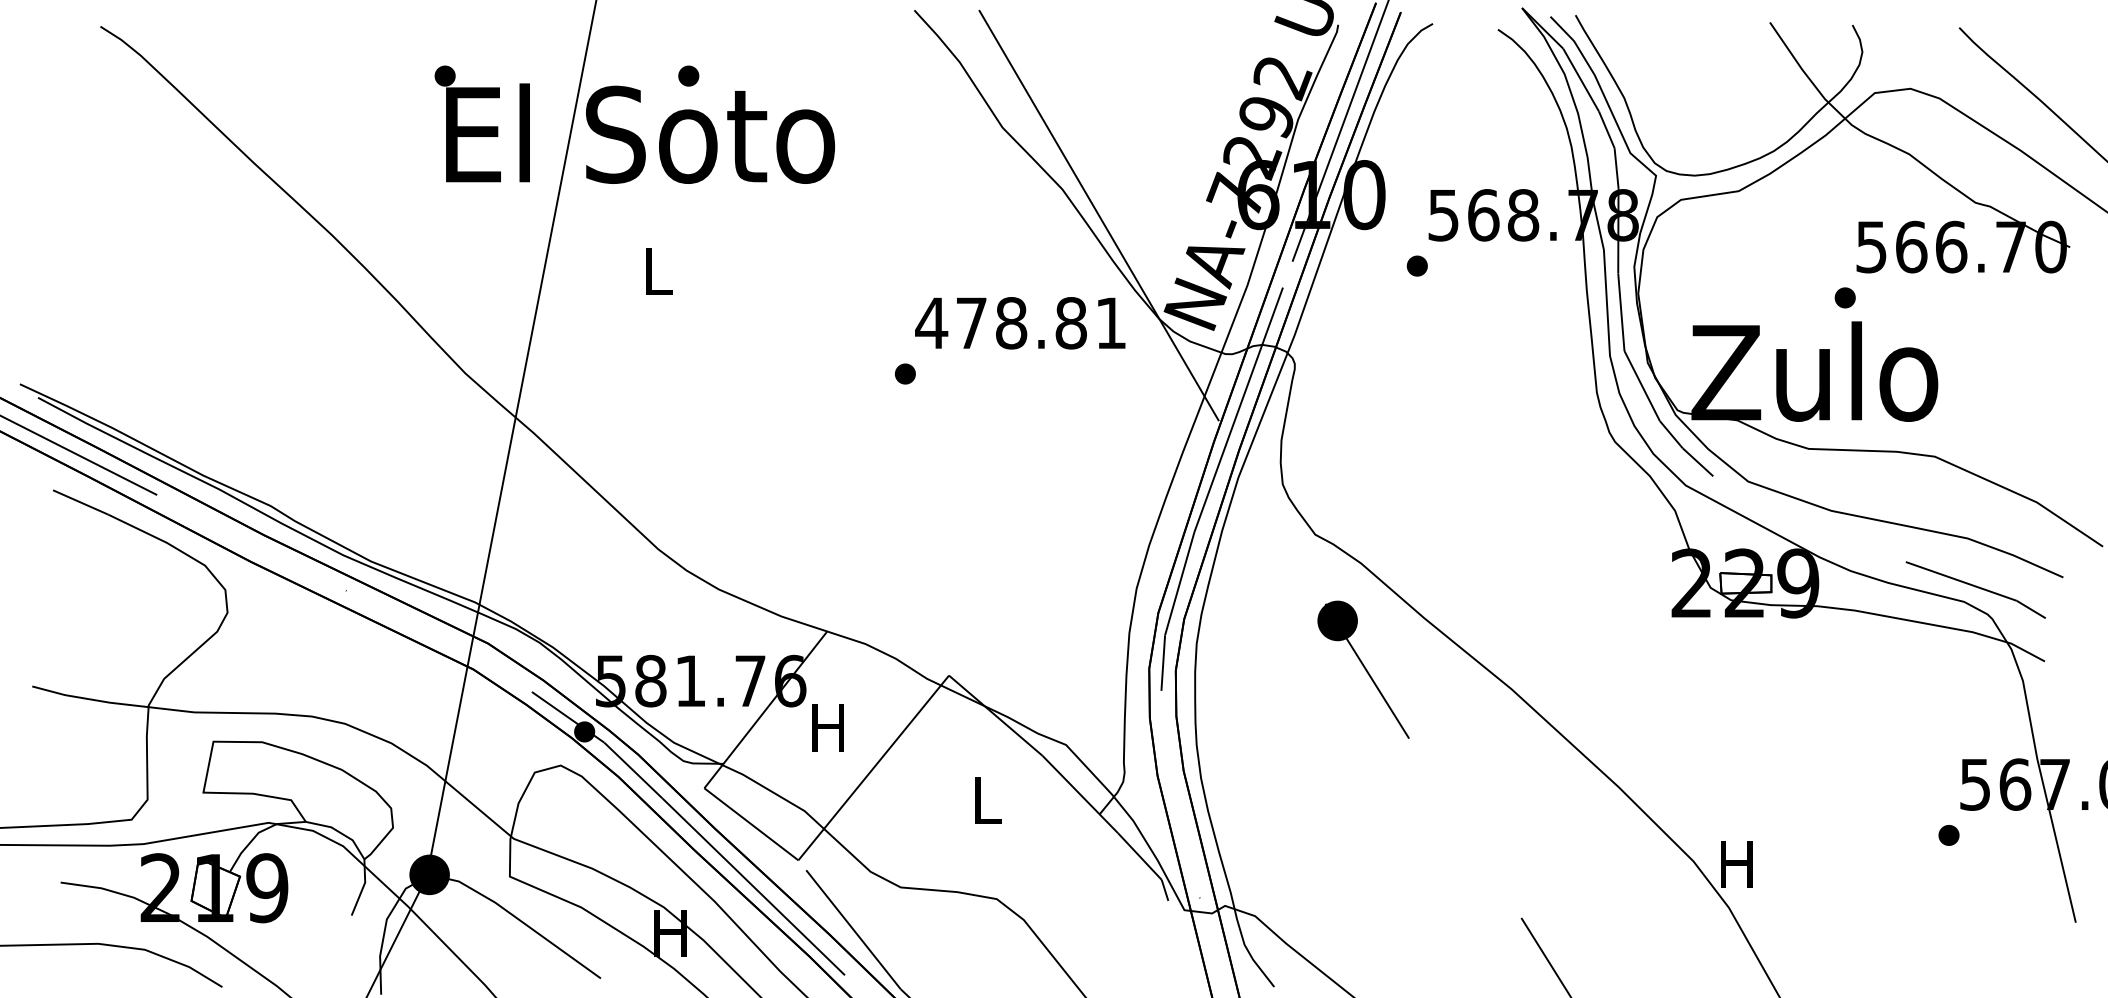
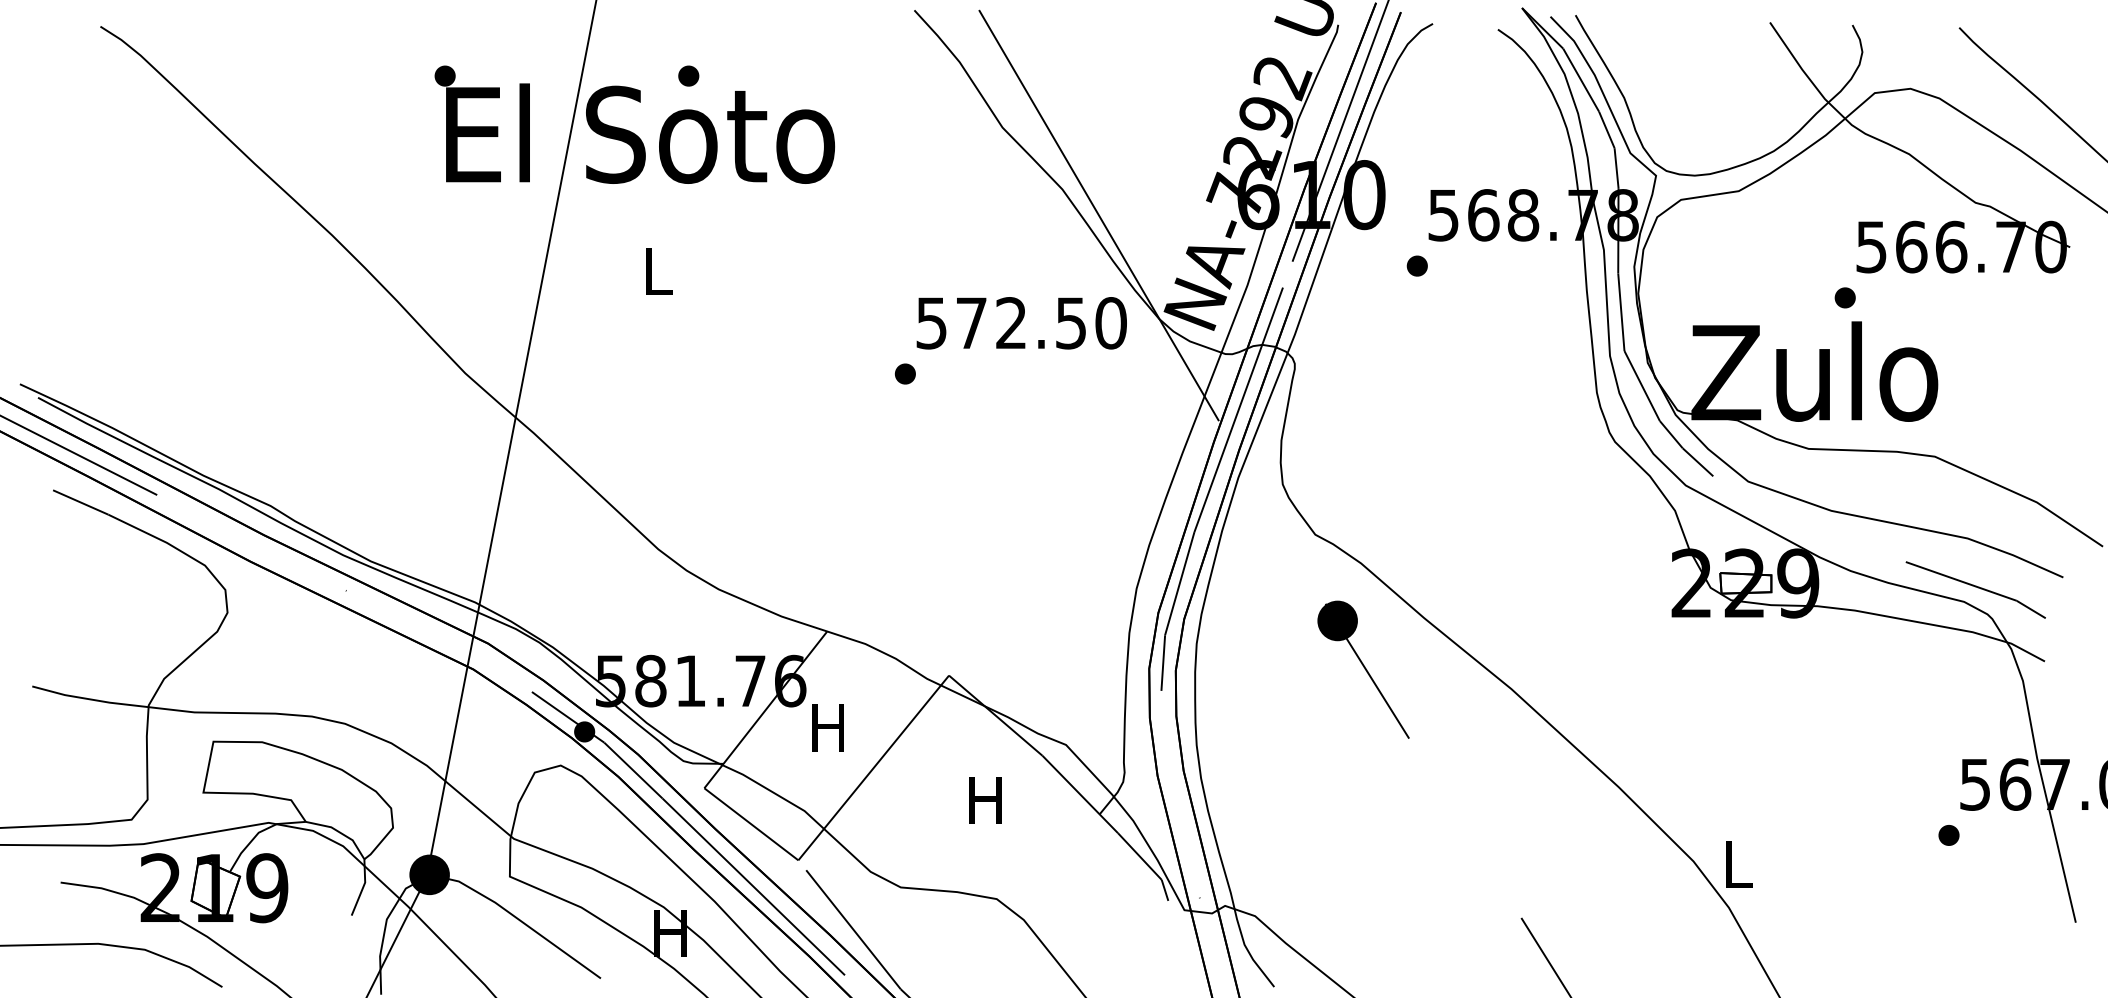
text: 478.81 -> 572.50 (1020, 323)
text: L -> H (985, 800)
text: H -> L (1736, 864)
